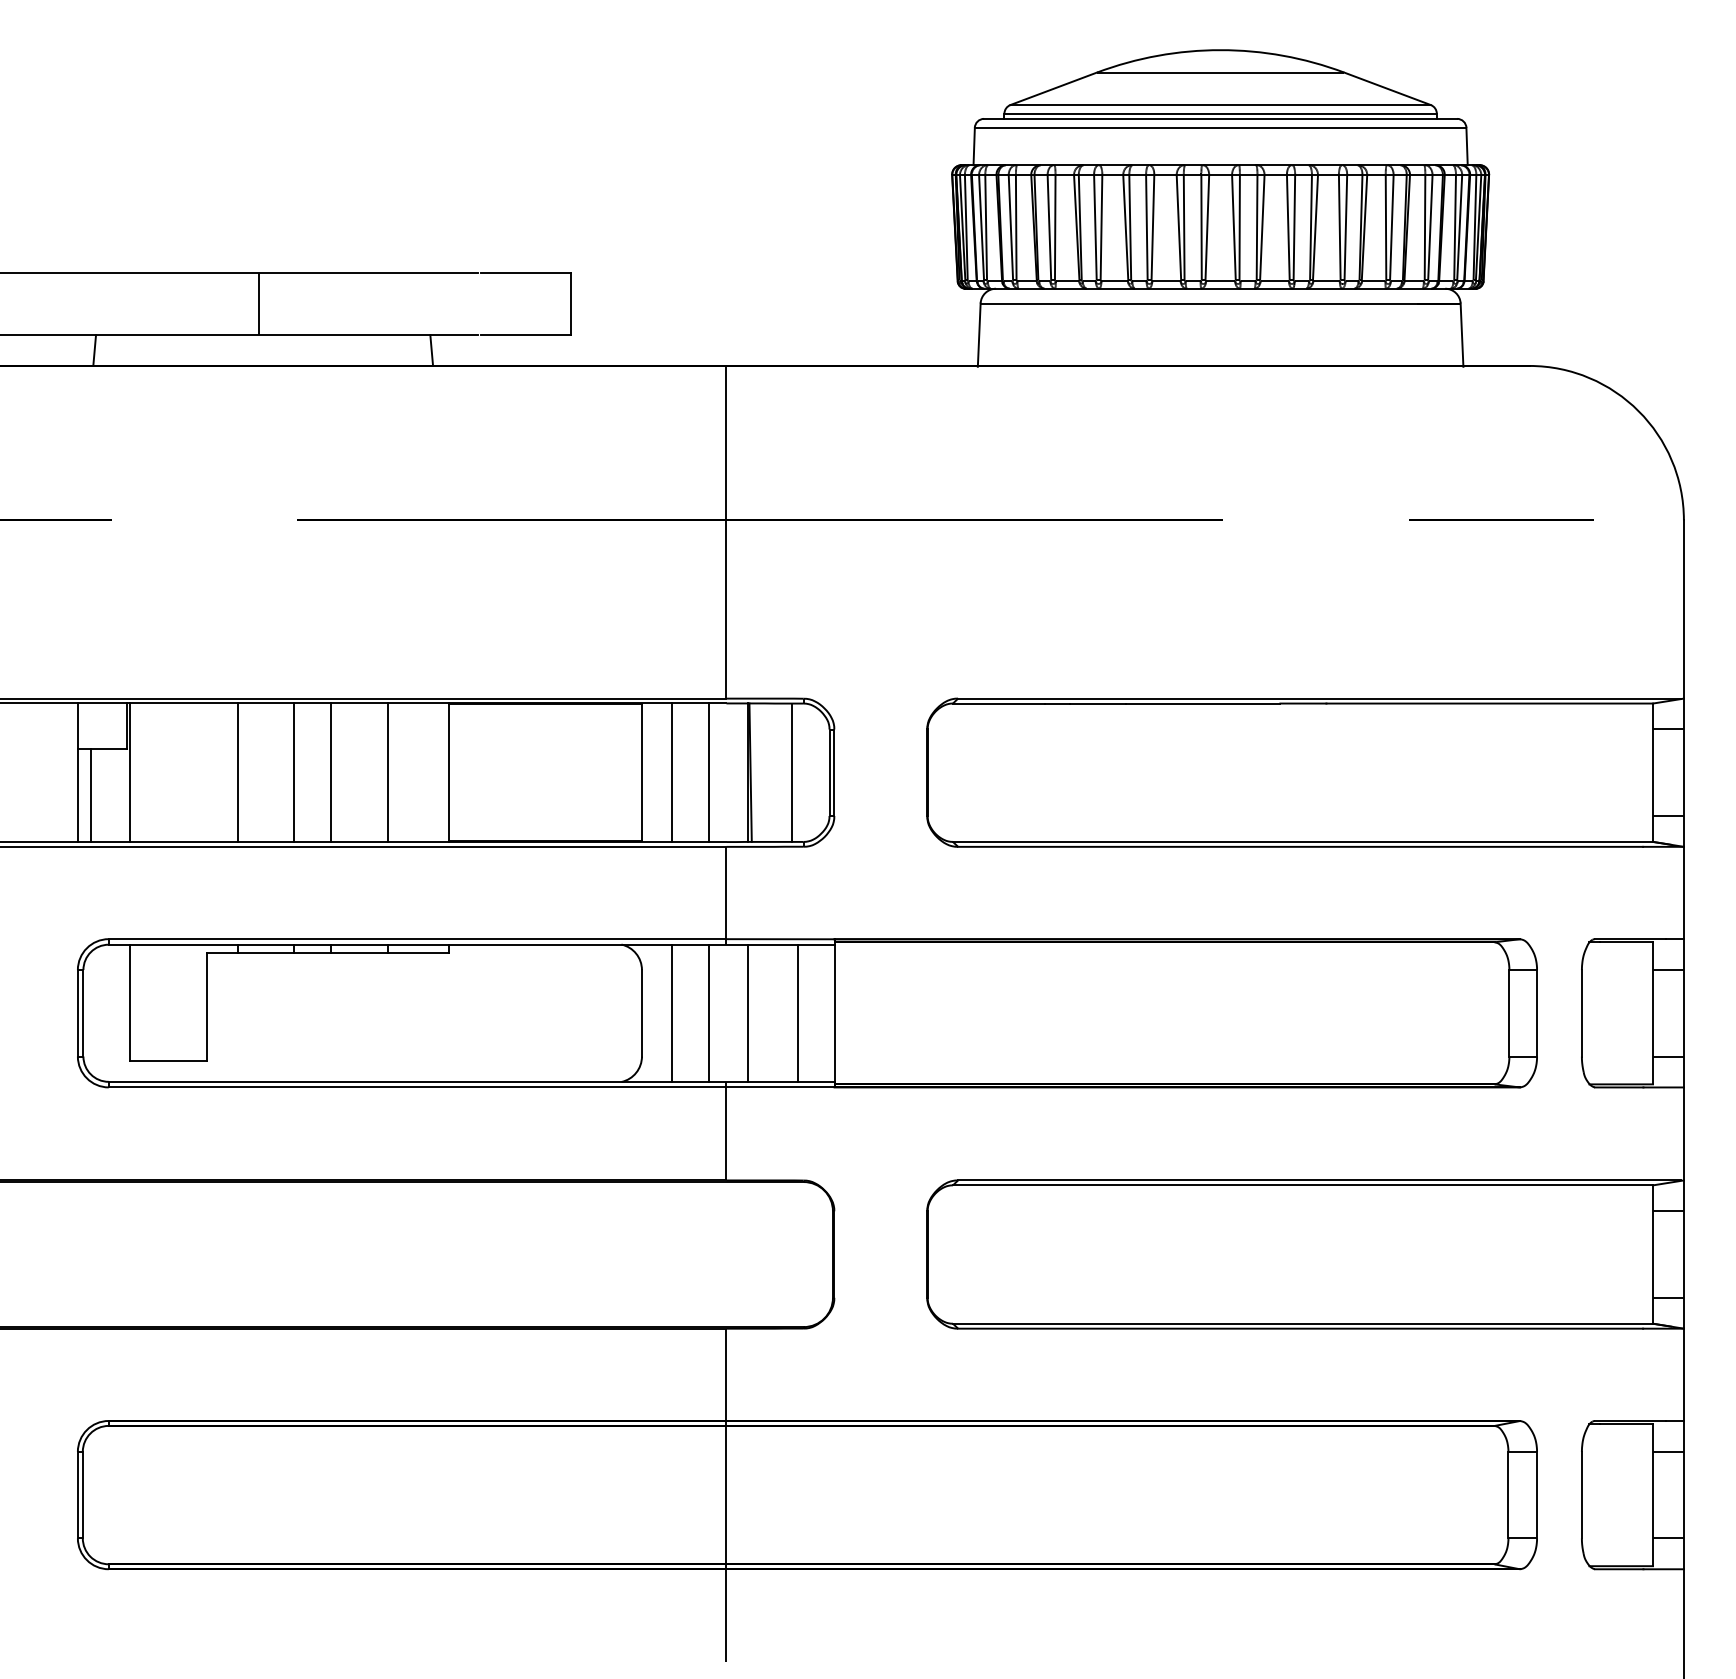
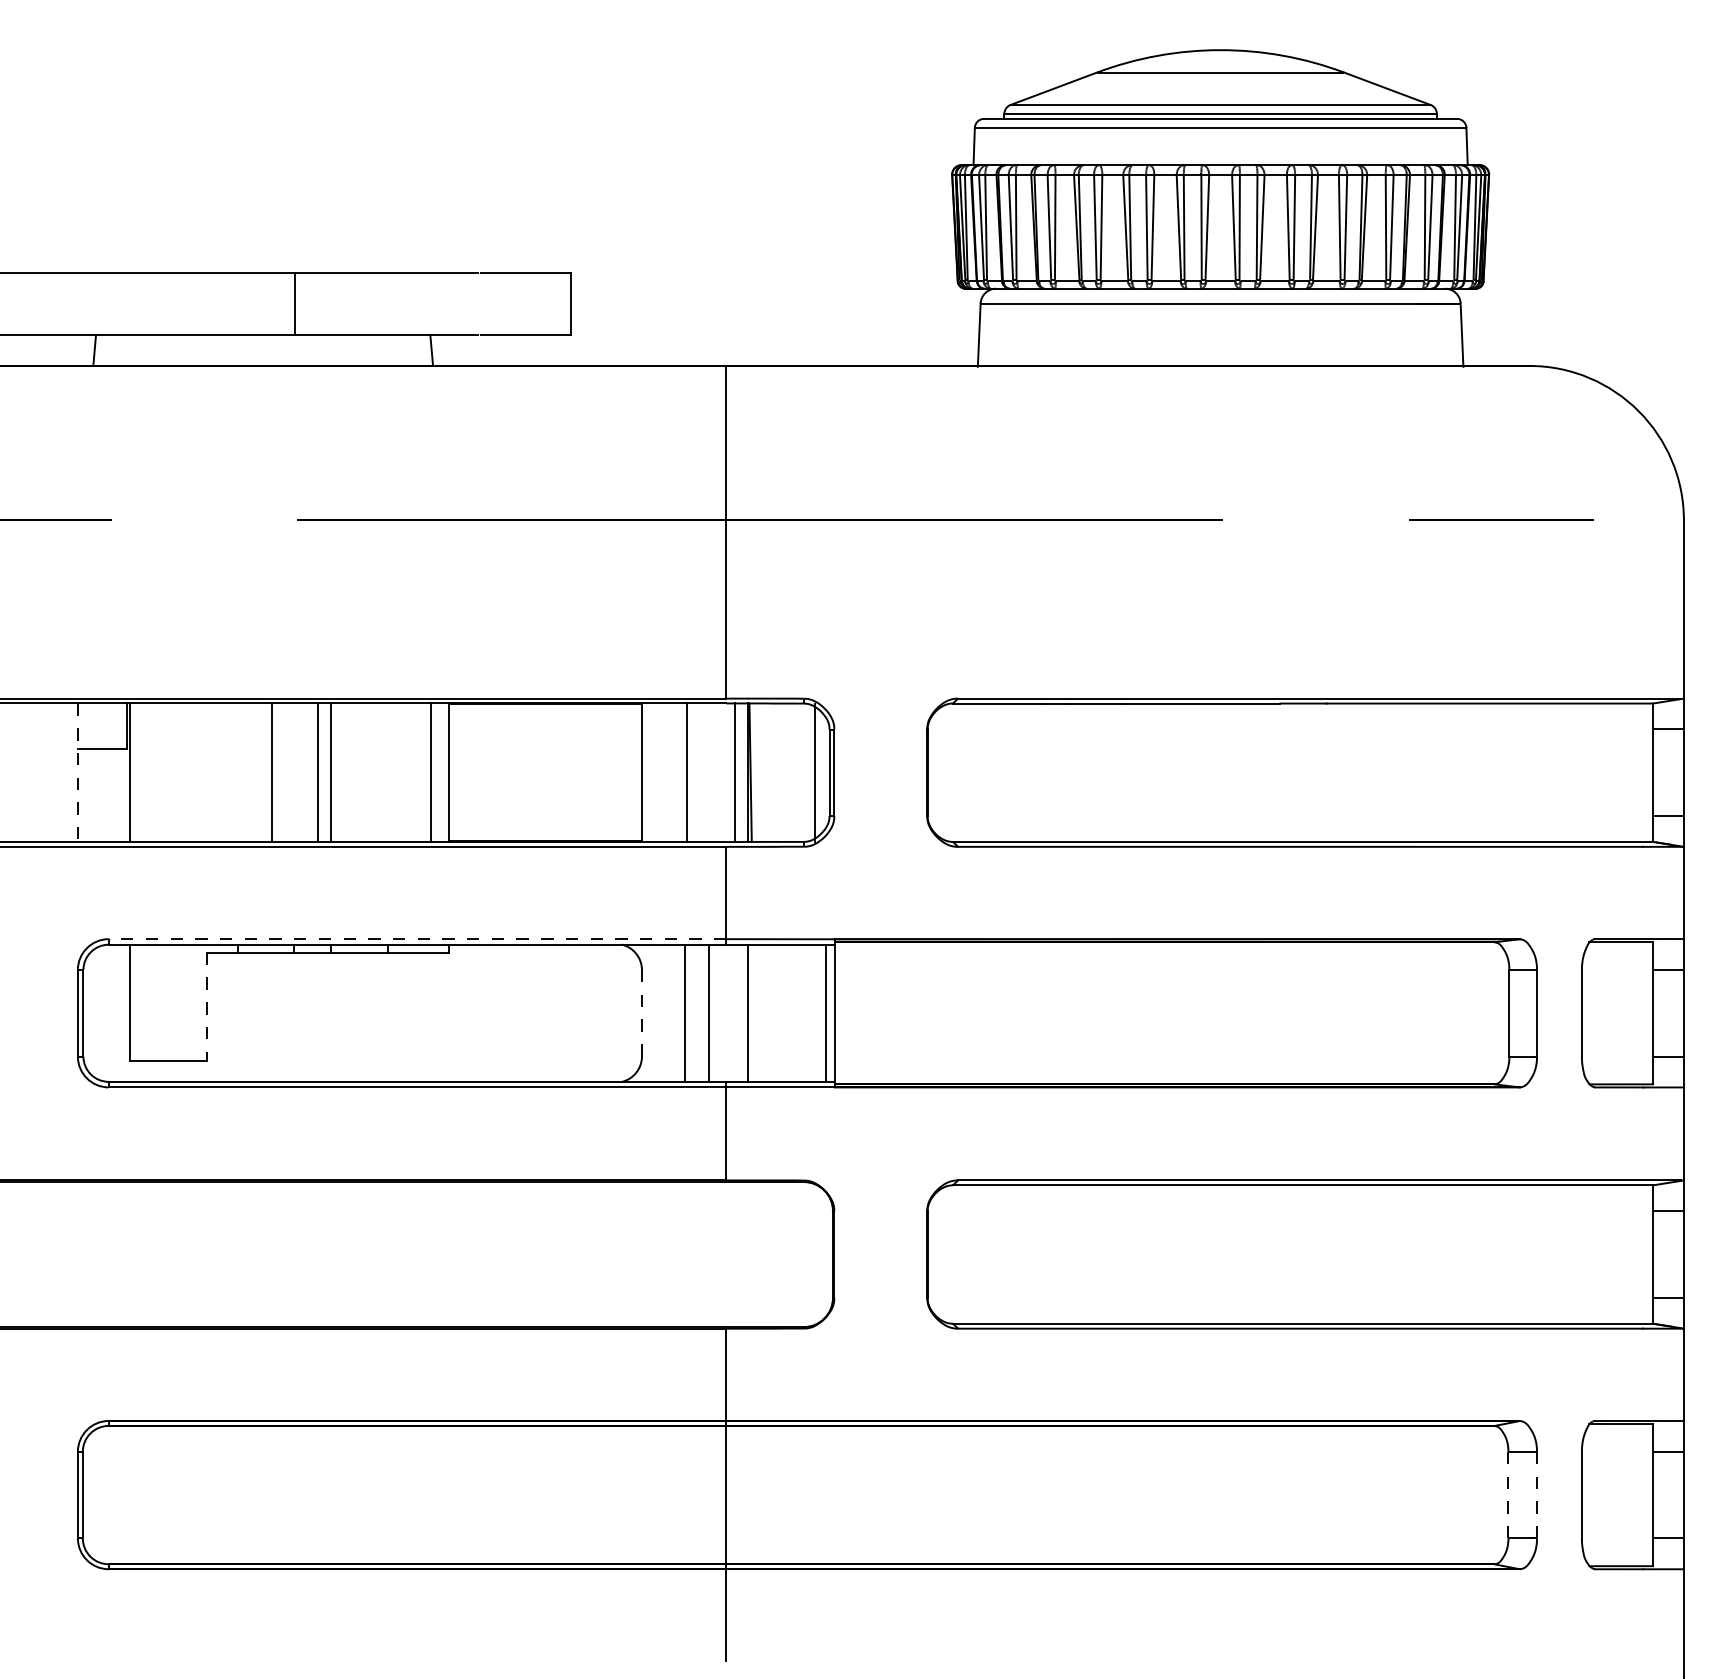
line position: (259, 304) -> (295, 304) (295, 304)
line position: (237, 772) -> (271, 772) (271, 772)
line position: (294, 772) -> (318, 772) (318, 772)
line position: (387, 772) -> (430, 772) (430, 772)
line position: (671, 772) -> (686, 772) (686, 772)
line position: (708, 772) -> (734, 772) (734, 772)
line position: (791, 772) -> (814, 772) (814, 772)
line: solid -> dashed (77, 773)
line: present -> none (90, 795)
line: solid -> dashed (417, 939)
line: solid -> dashed (206, 1007)
line position: (671, 1012) -> (684, 1012) (684, 1012)
line position: (797, 1012) -> (825, 1012) (825, 1012)
line: solid -> dashed (641, 1013)
line: solid -> dashed (1508, 1495)
line: solid -> dashed (1537, 1495)
